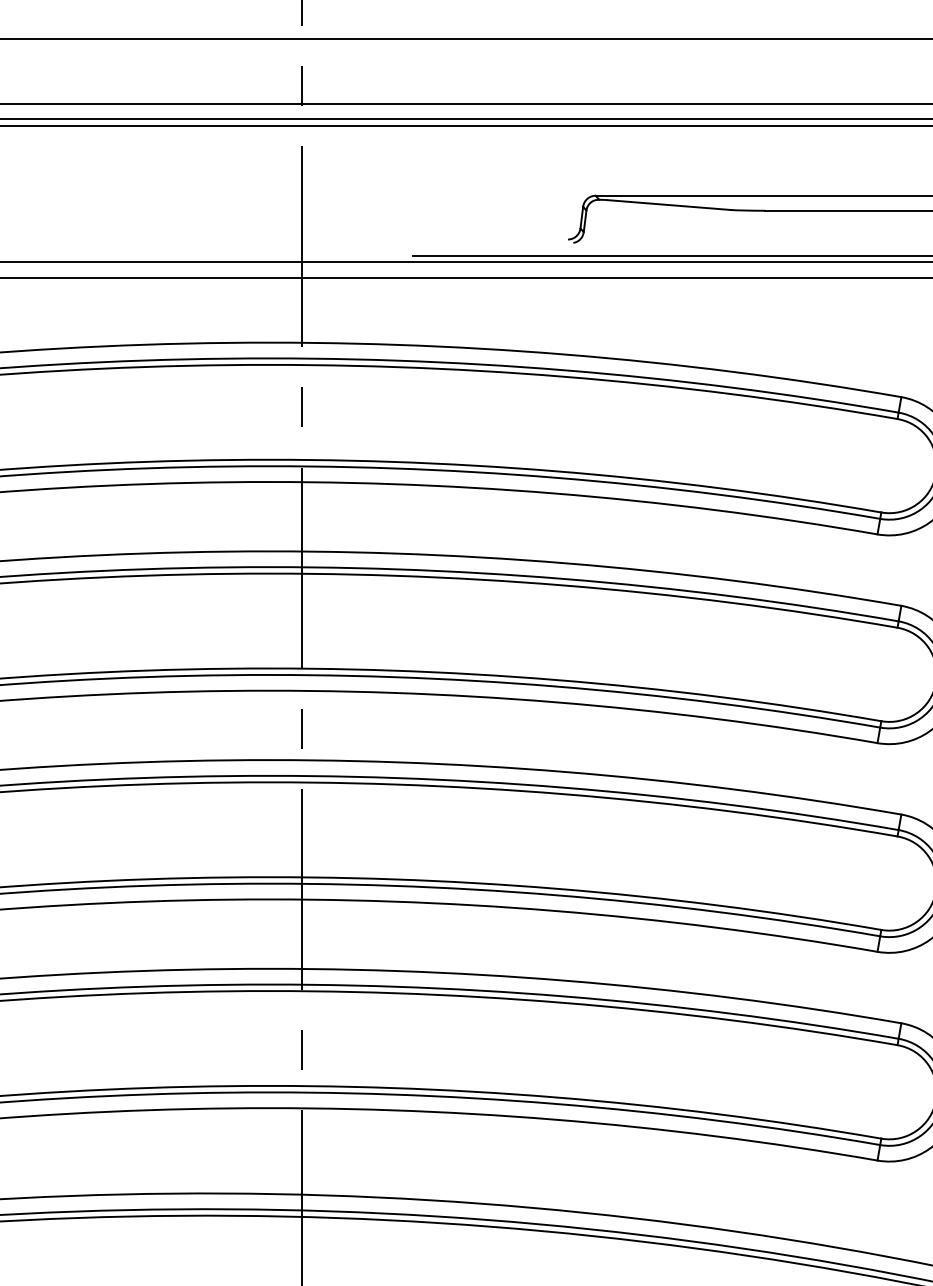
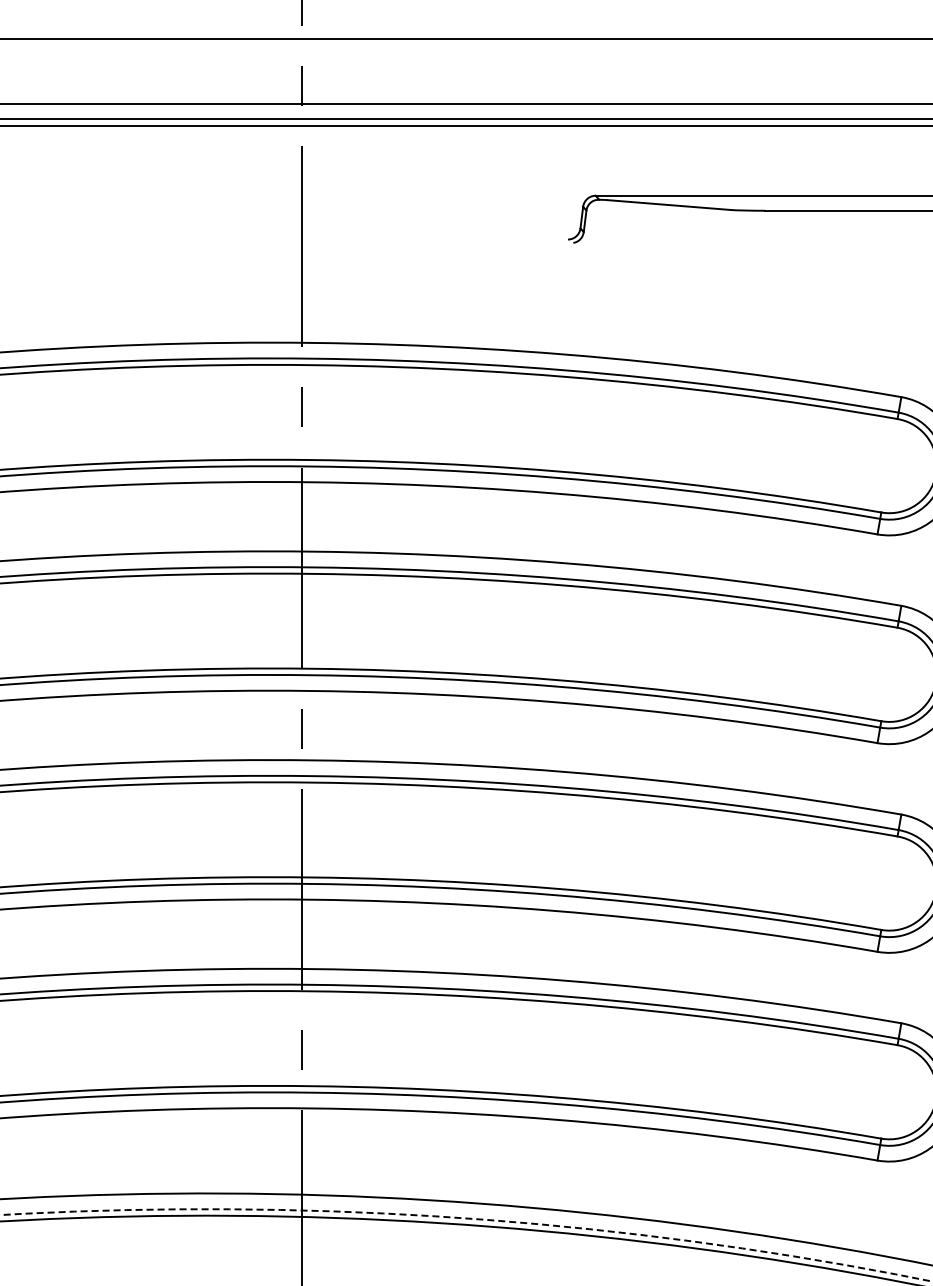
line: present -> none (670, 255)
line: present -> none (465, 262)
line: present -> none (465, 278)
arc: solid -> dashed (467, 1218)
